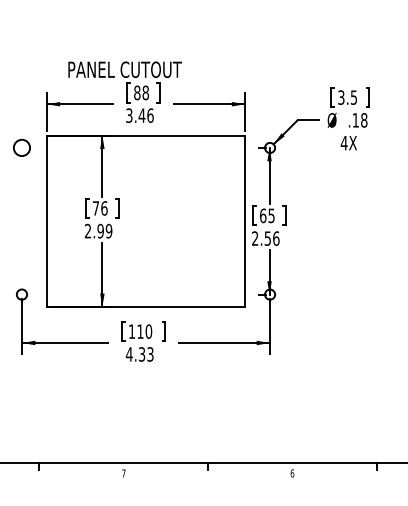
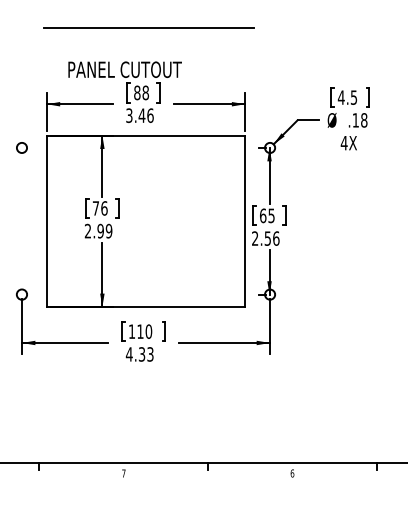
line: none -> present (148, 28)
text: 3.5 -> 4.5 (340, 97)
circle size: 18x19 px -> 12x12 px (21, 147)
